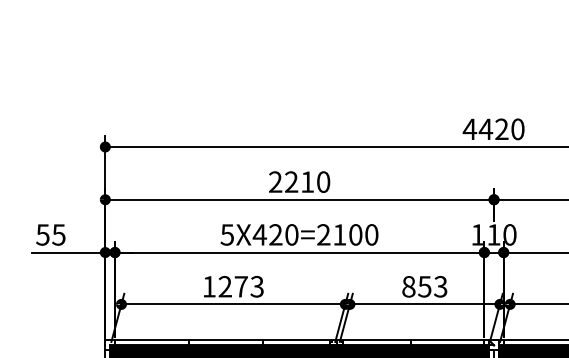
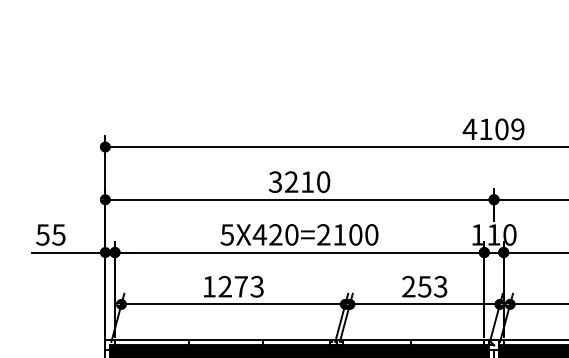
text: 4420 -> 4109 (501, 129)
text: 2210 -> 3210 (275, 181)
text: 853 -> 253 (408, 286)
